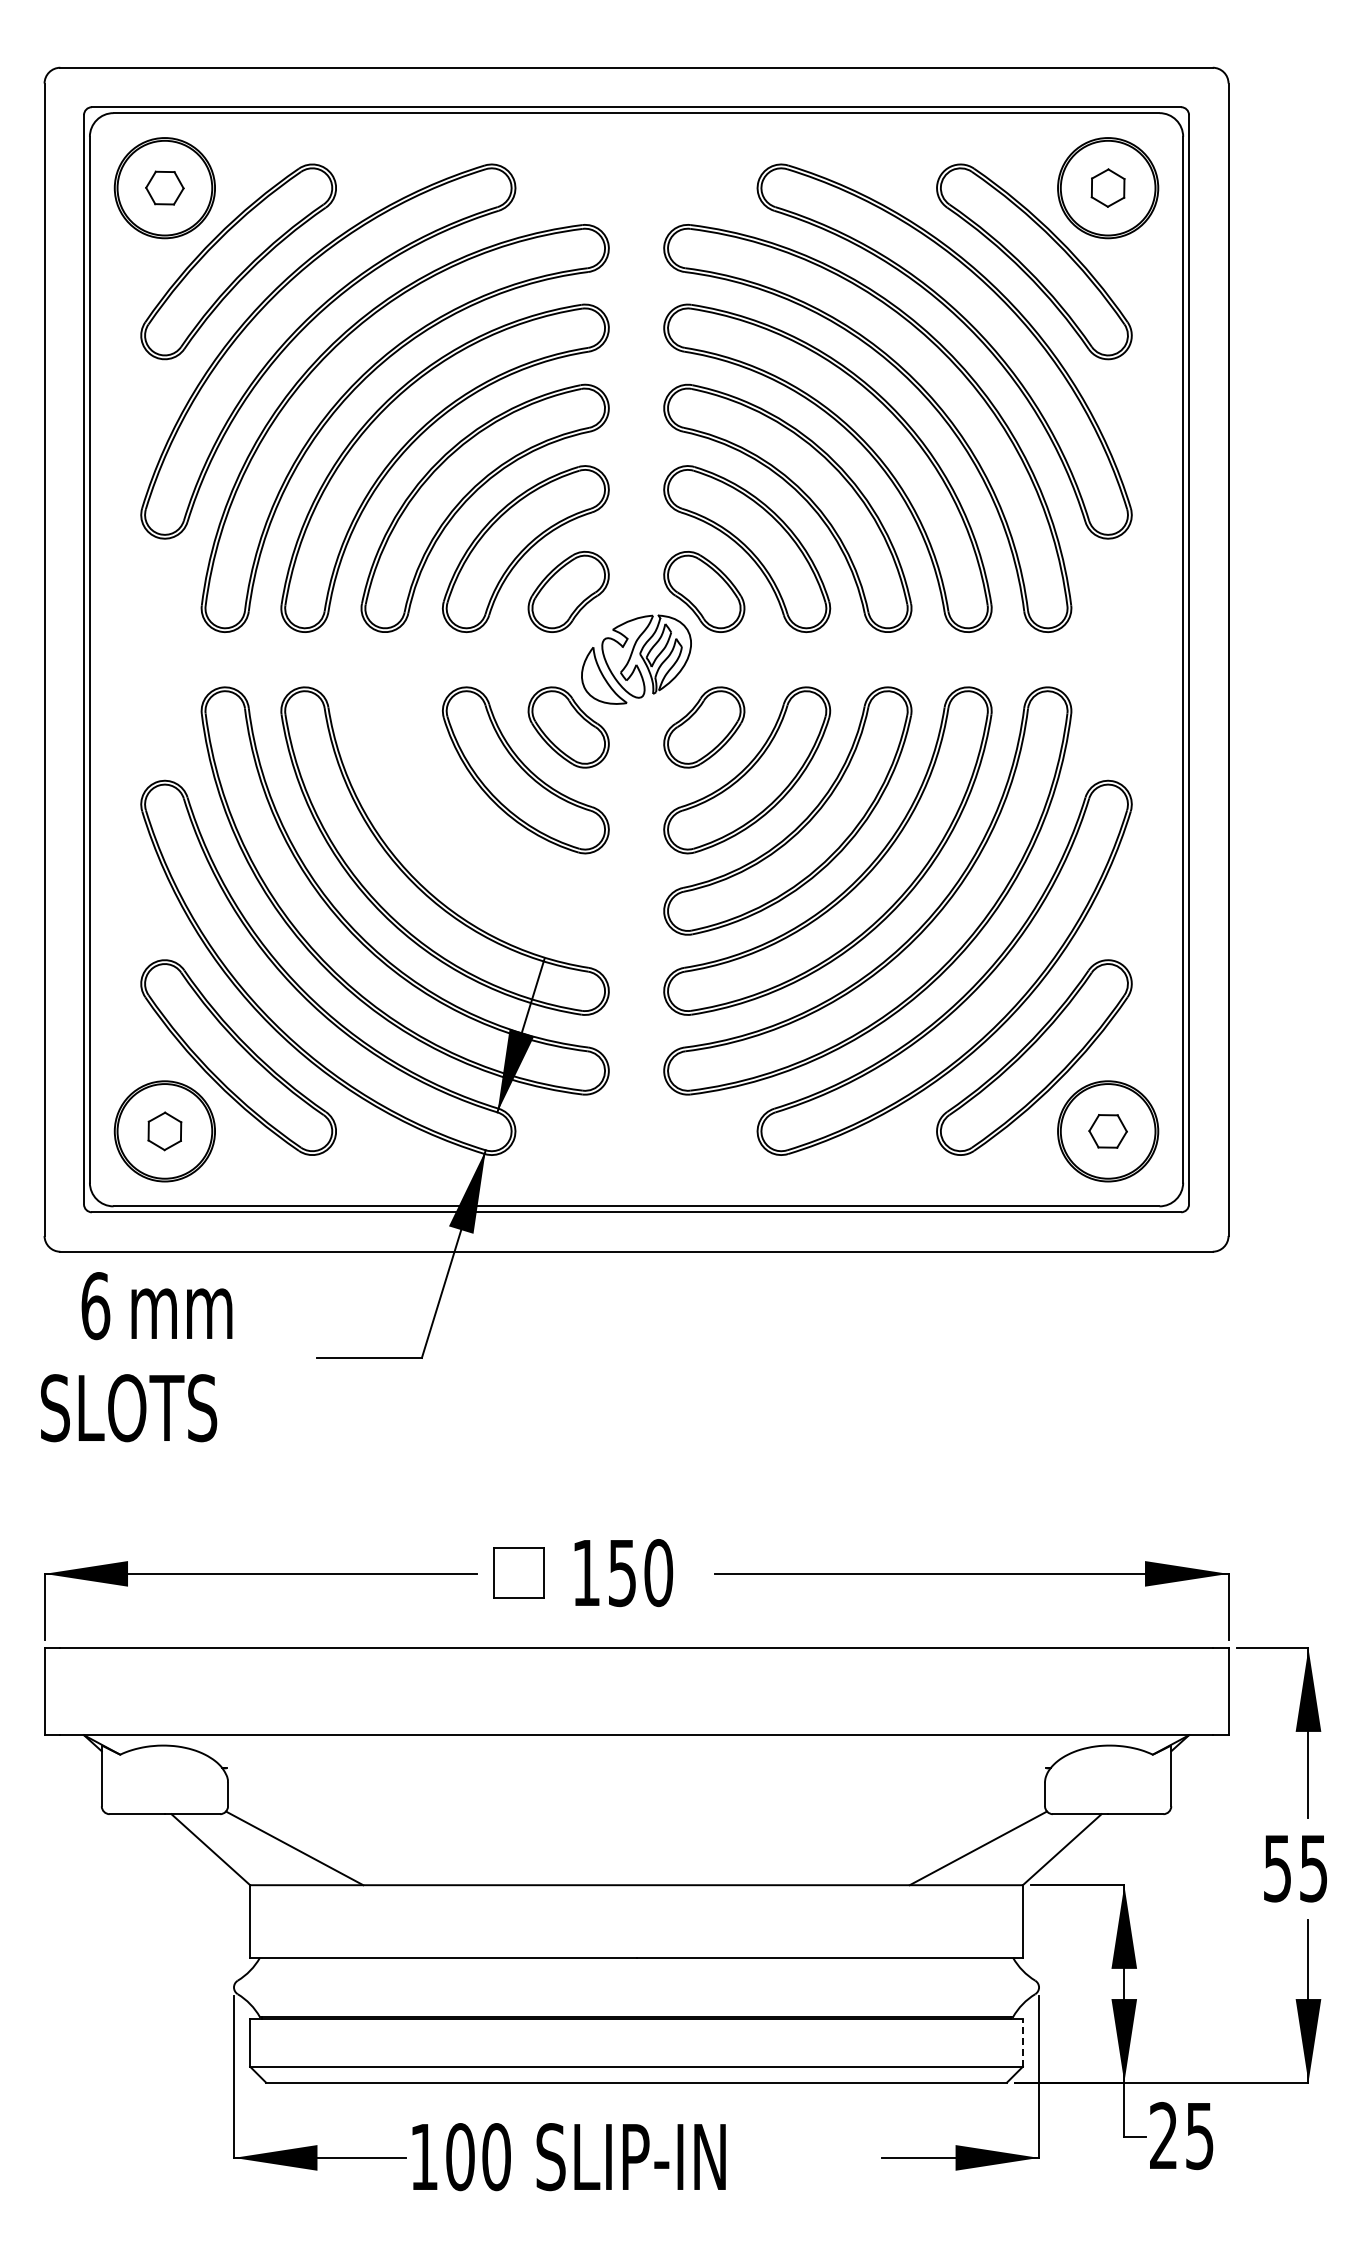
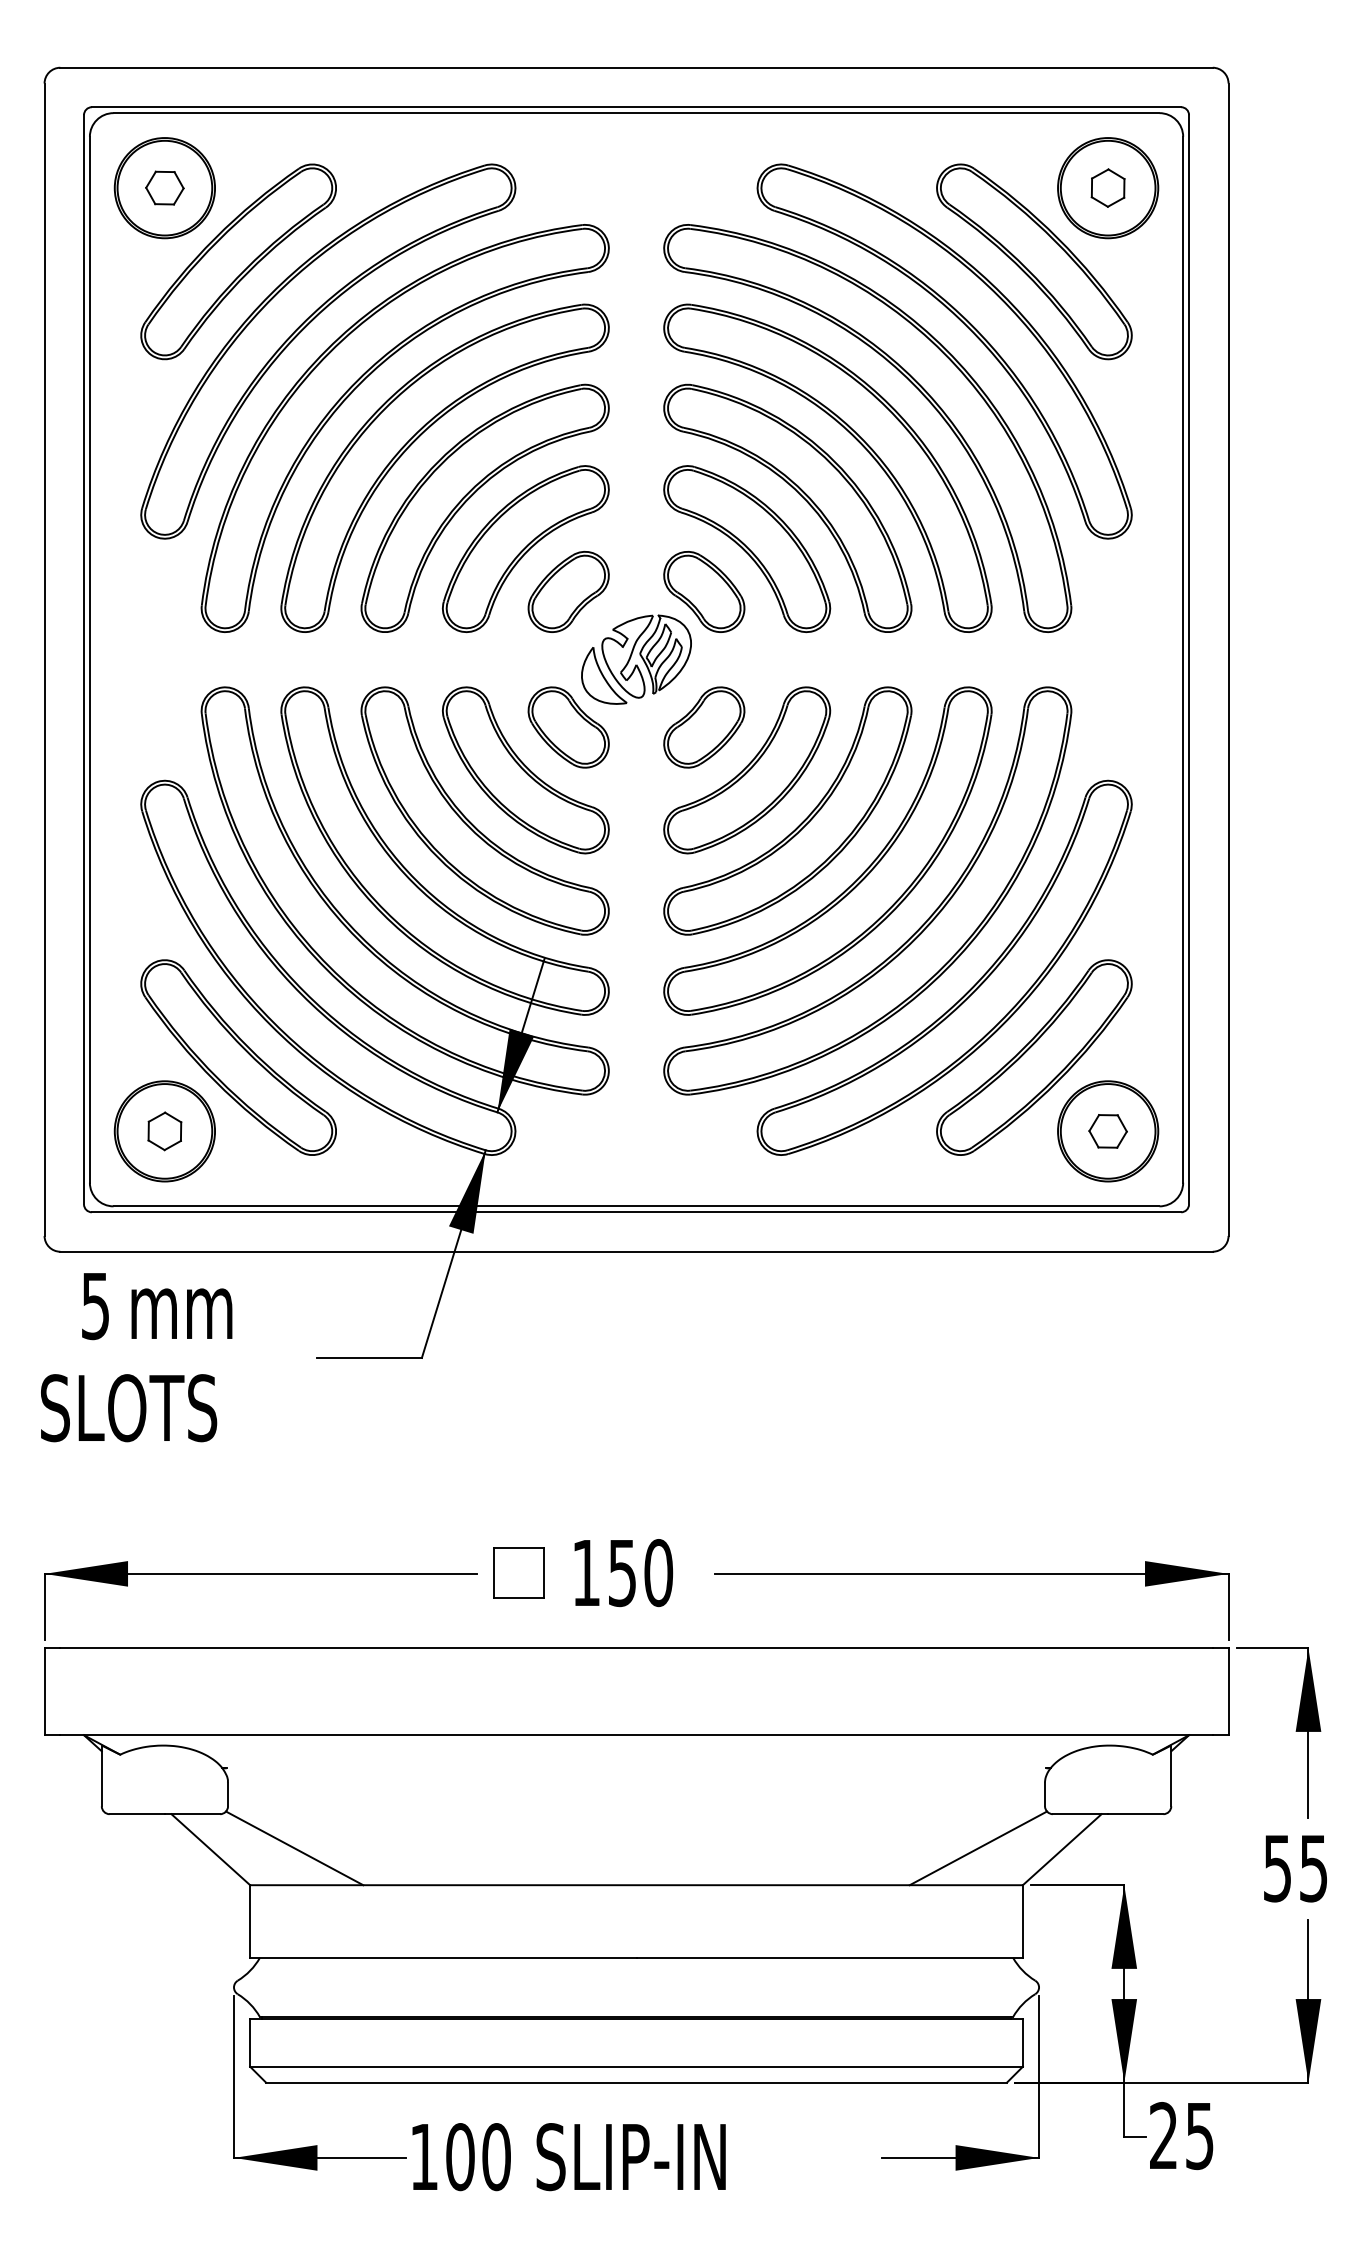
part: none -> present (471, 822)
text: 6 -> 5 (95, 1306)
line: dashed -> solid (1022, 2043)
